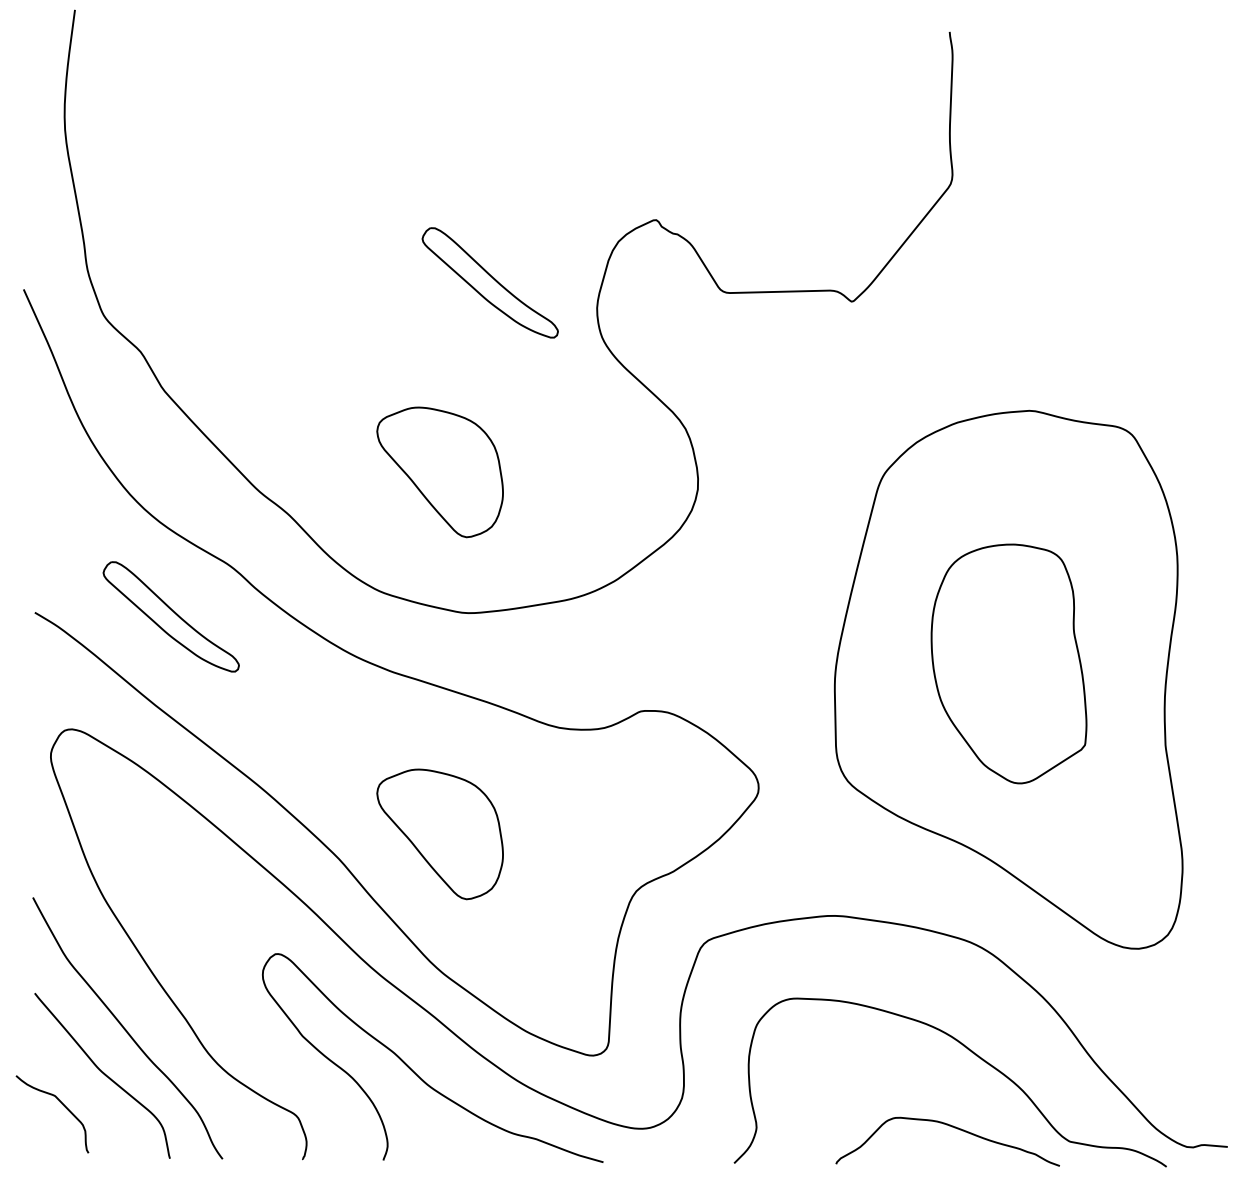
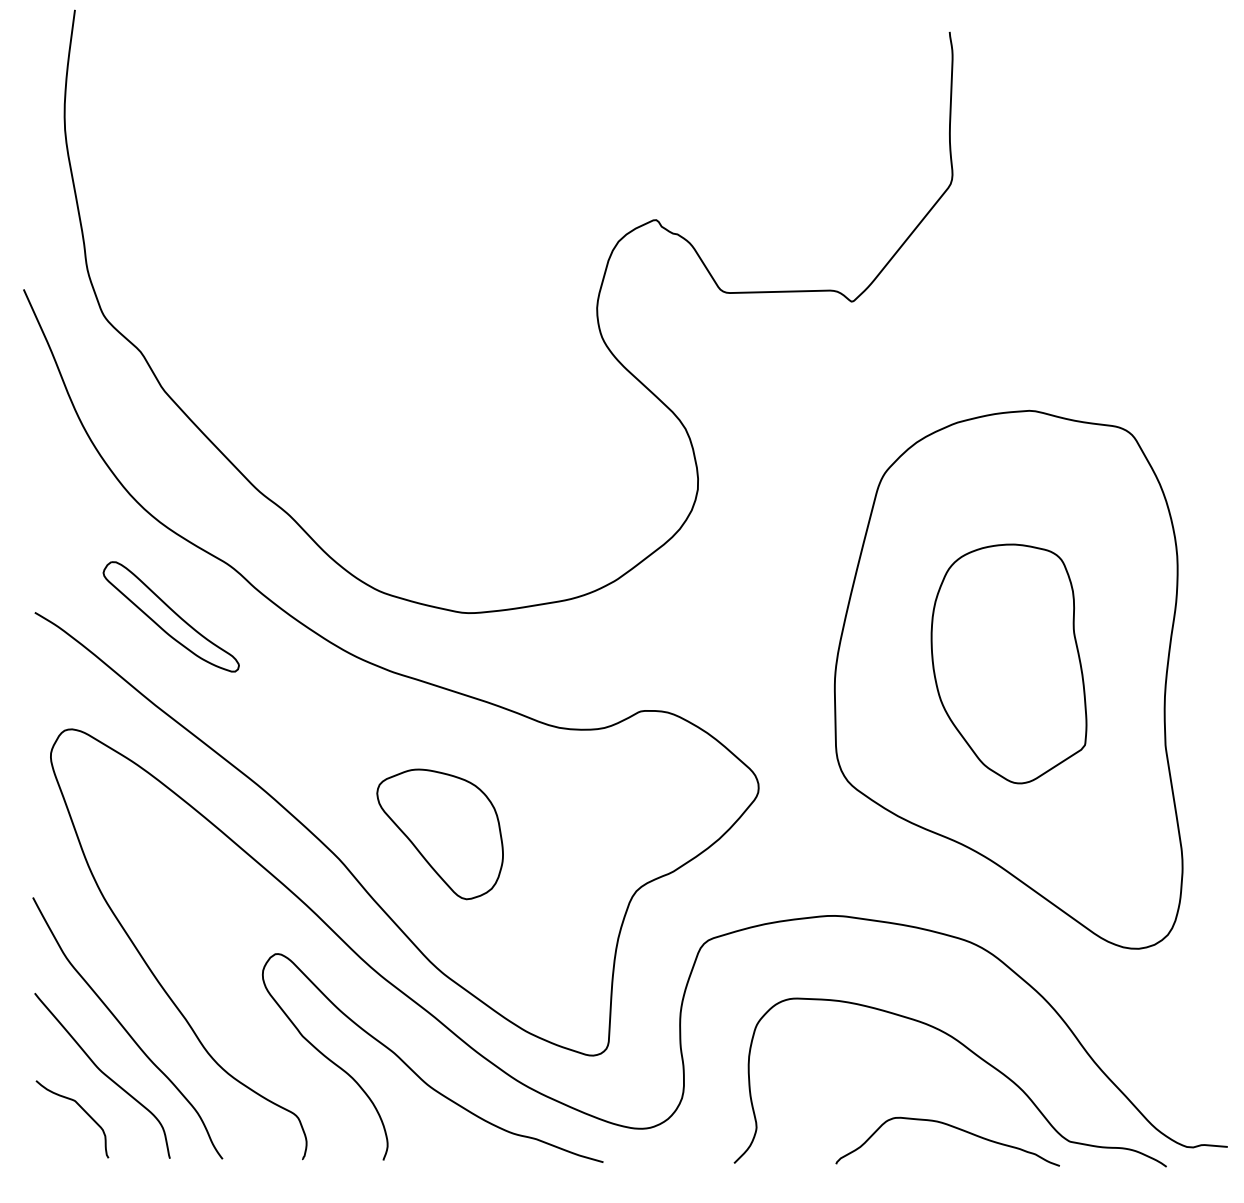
part: present -> none (489, 282)
part: present -> none (439, 472)
curve position: (63, 1106) -> (83, 1111) (83, 1111)
